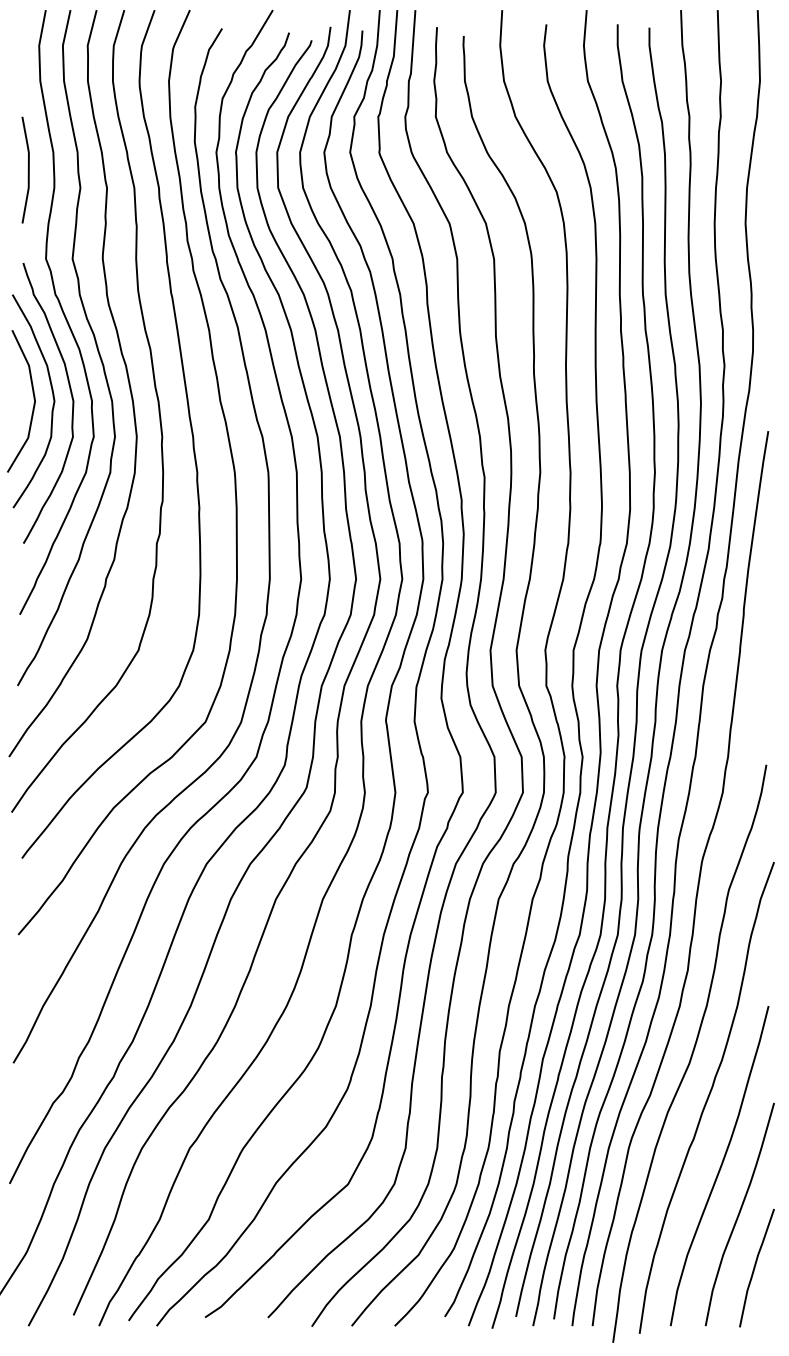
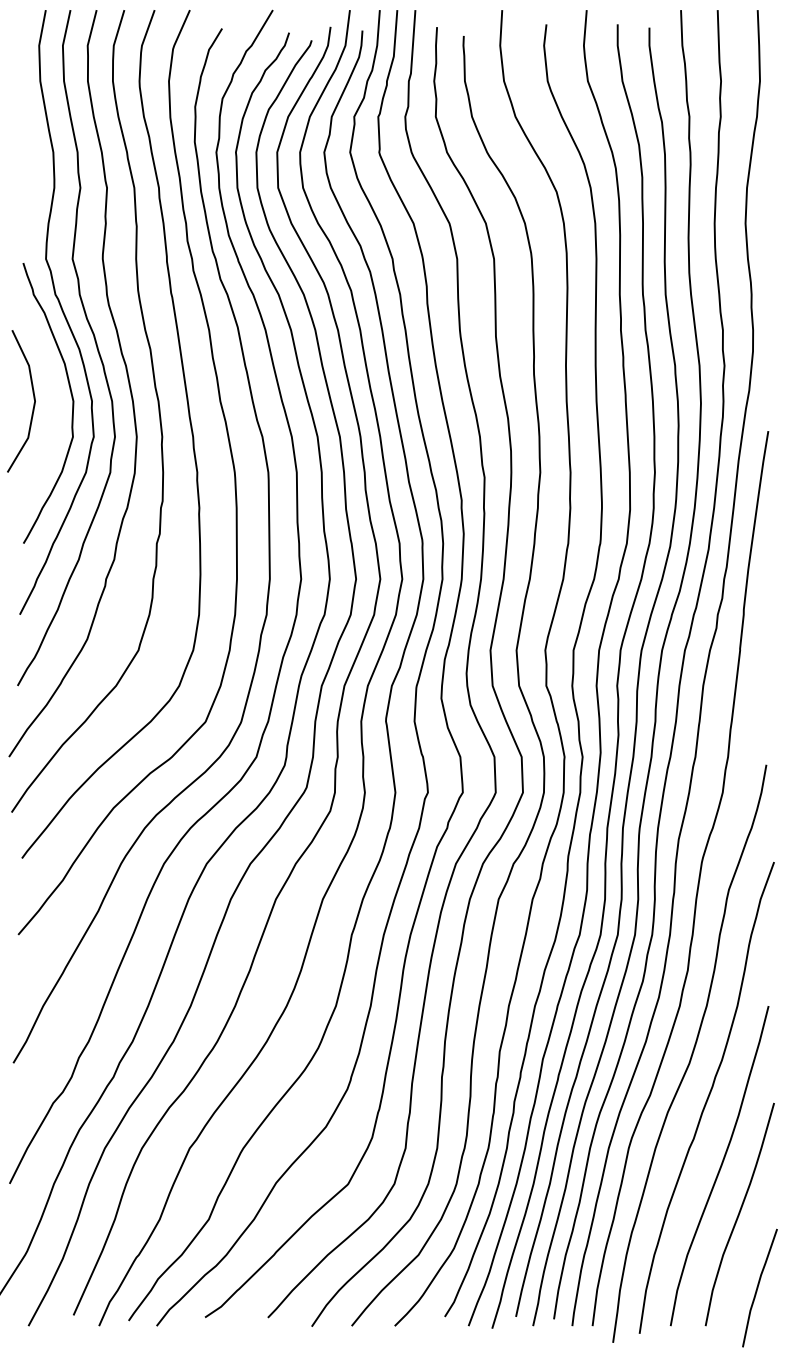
curve: present -> none (27, 169)
curve: present -> none (52, 405)
curve position: (755, 1267) -> (758, 1287) (758, 1287)
